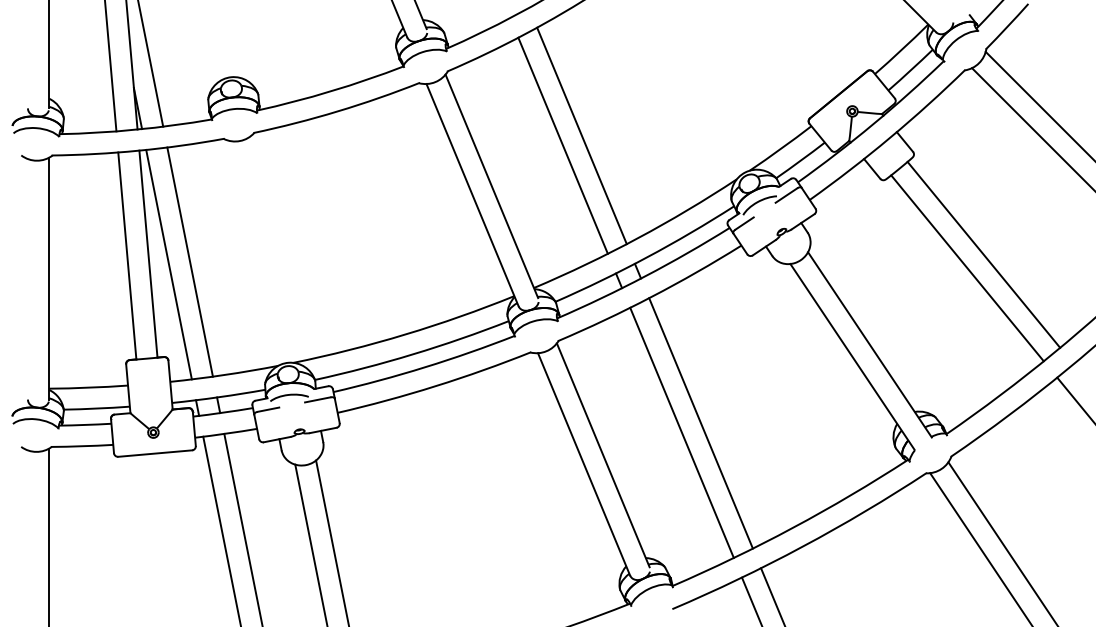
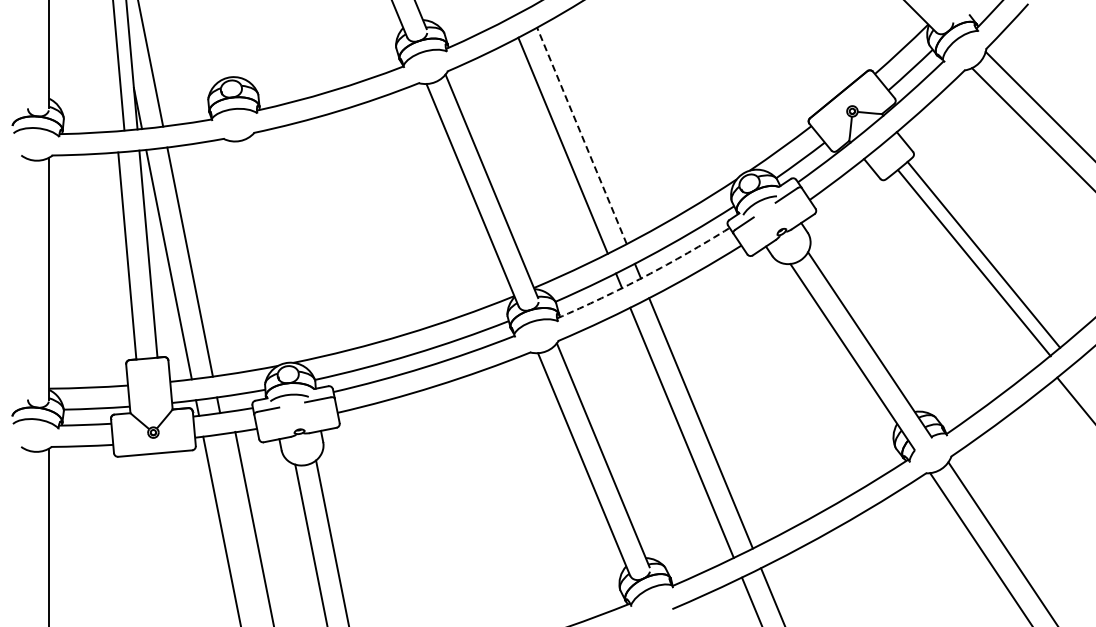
line position: (110, 66) -> (118, 66) (118, 66)
line: solid -> dashed (581, 135)
line position: (967, 268) -> (974, 263) (974, 263)
arc: solid -> dashed (645, 276)
line position: (243, 528) -> (254, 527) (254, 527)
